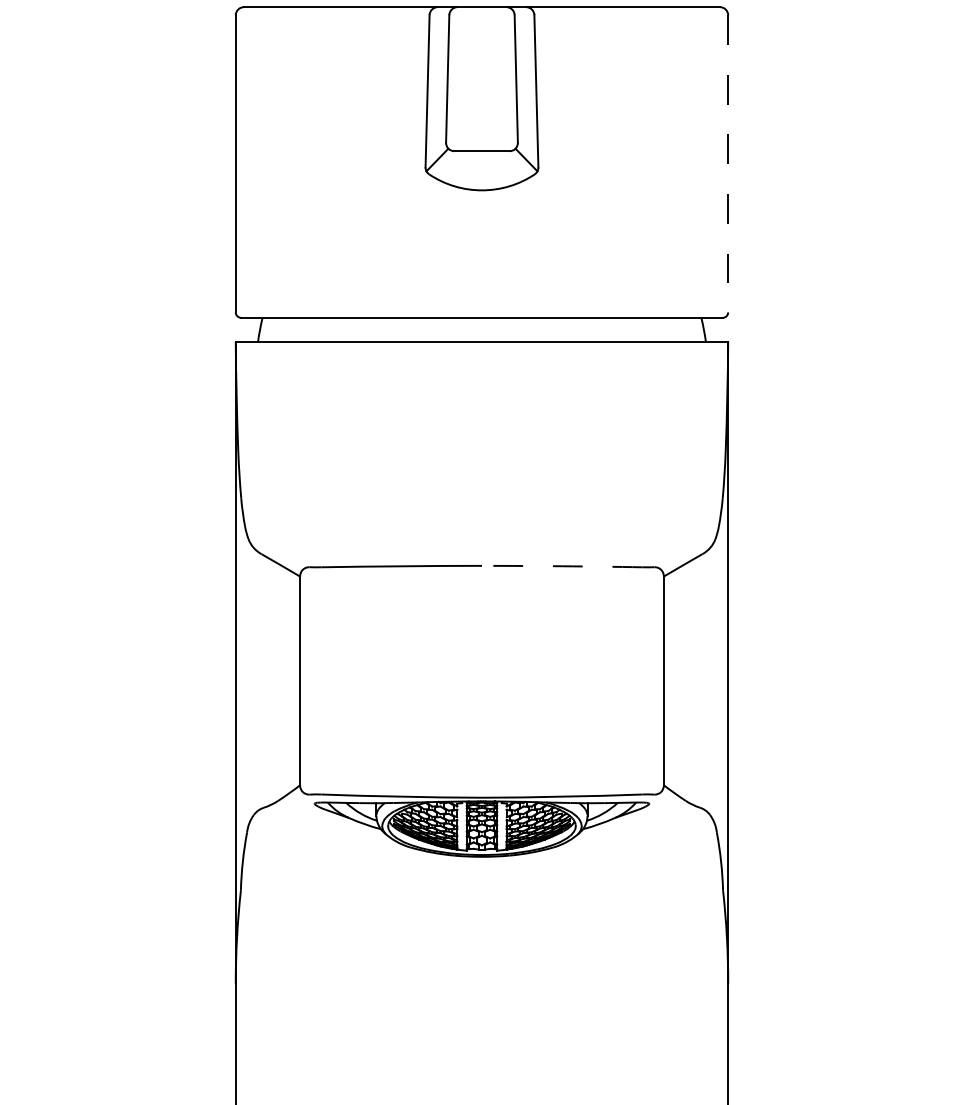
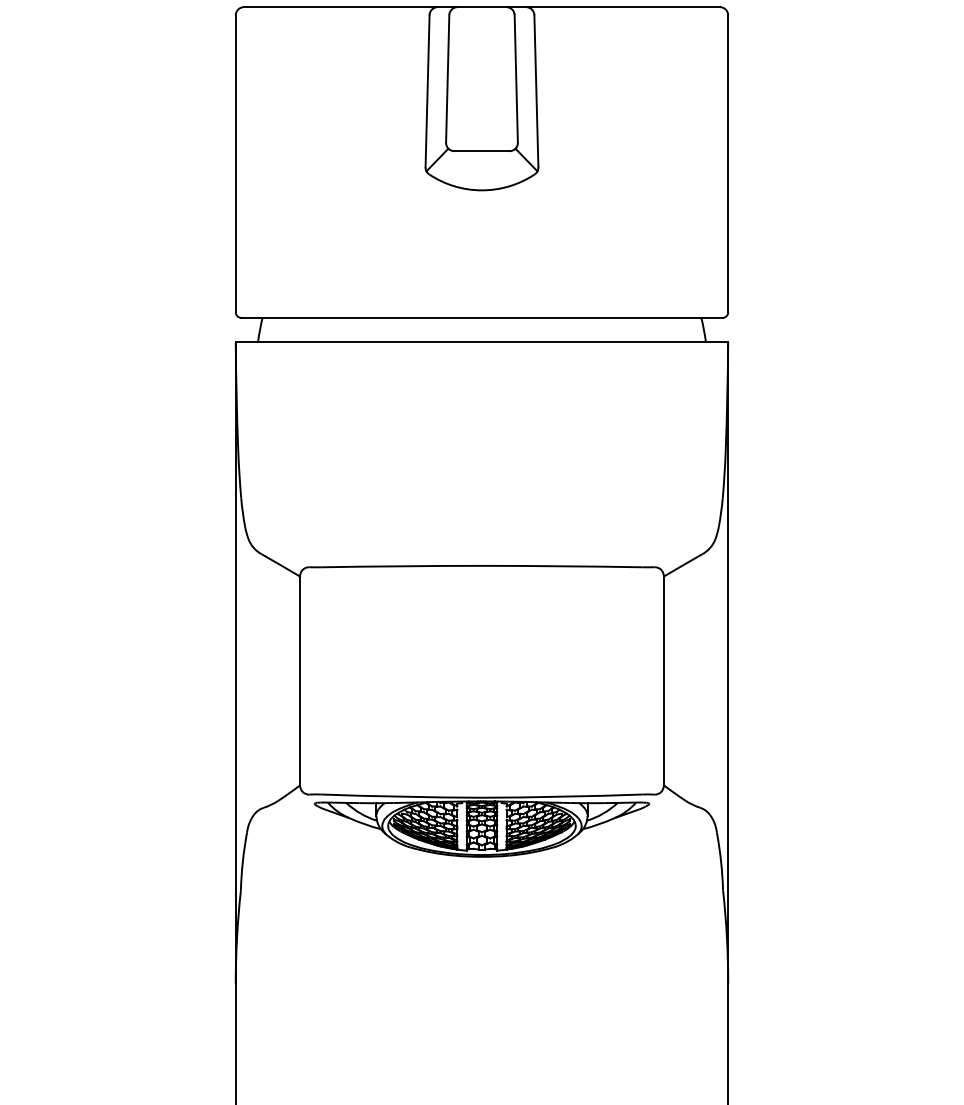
line: dashed -> solid (728, 163)
arc: dashed -> solid (562, 566)
